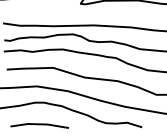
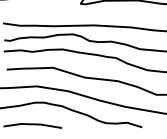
line position: (39, 125) -> (32, 125) (32, 125)
